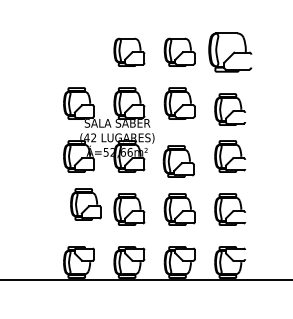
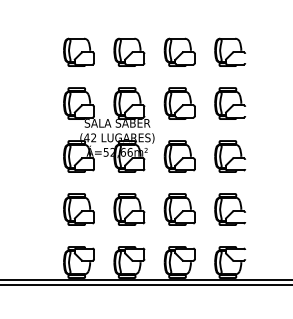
part: none -> present (78, 51)
part size: 45x41 px -> 32x30 px (229, 51)
part position: (229, 109) -> (229, 103) (229, 103)
part position: (178, 161) -> (179, 156) (179, 156)
part position: (85, 204) -> (78, 209) (78, 209)
line: none -> present (145, 285)
